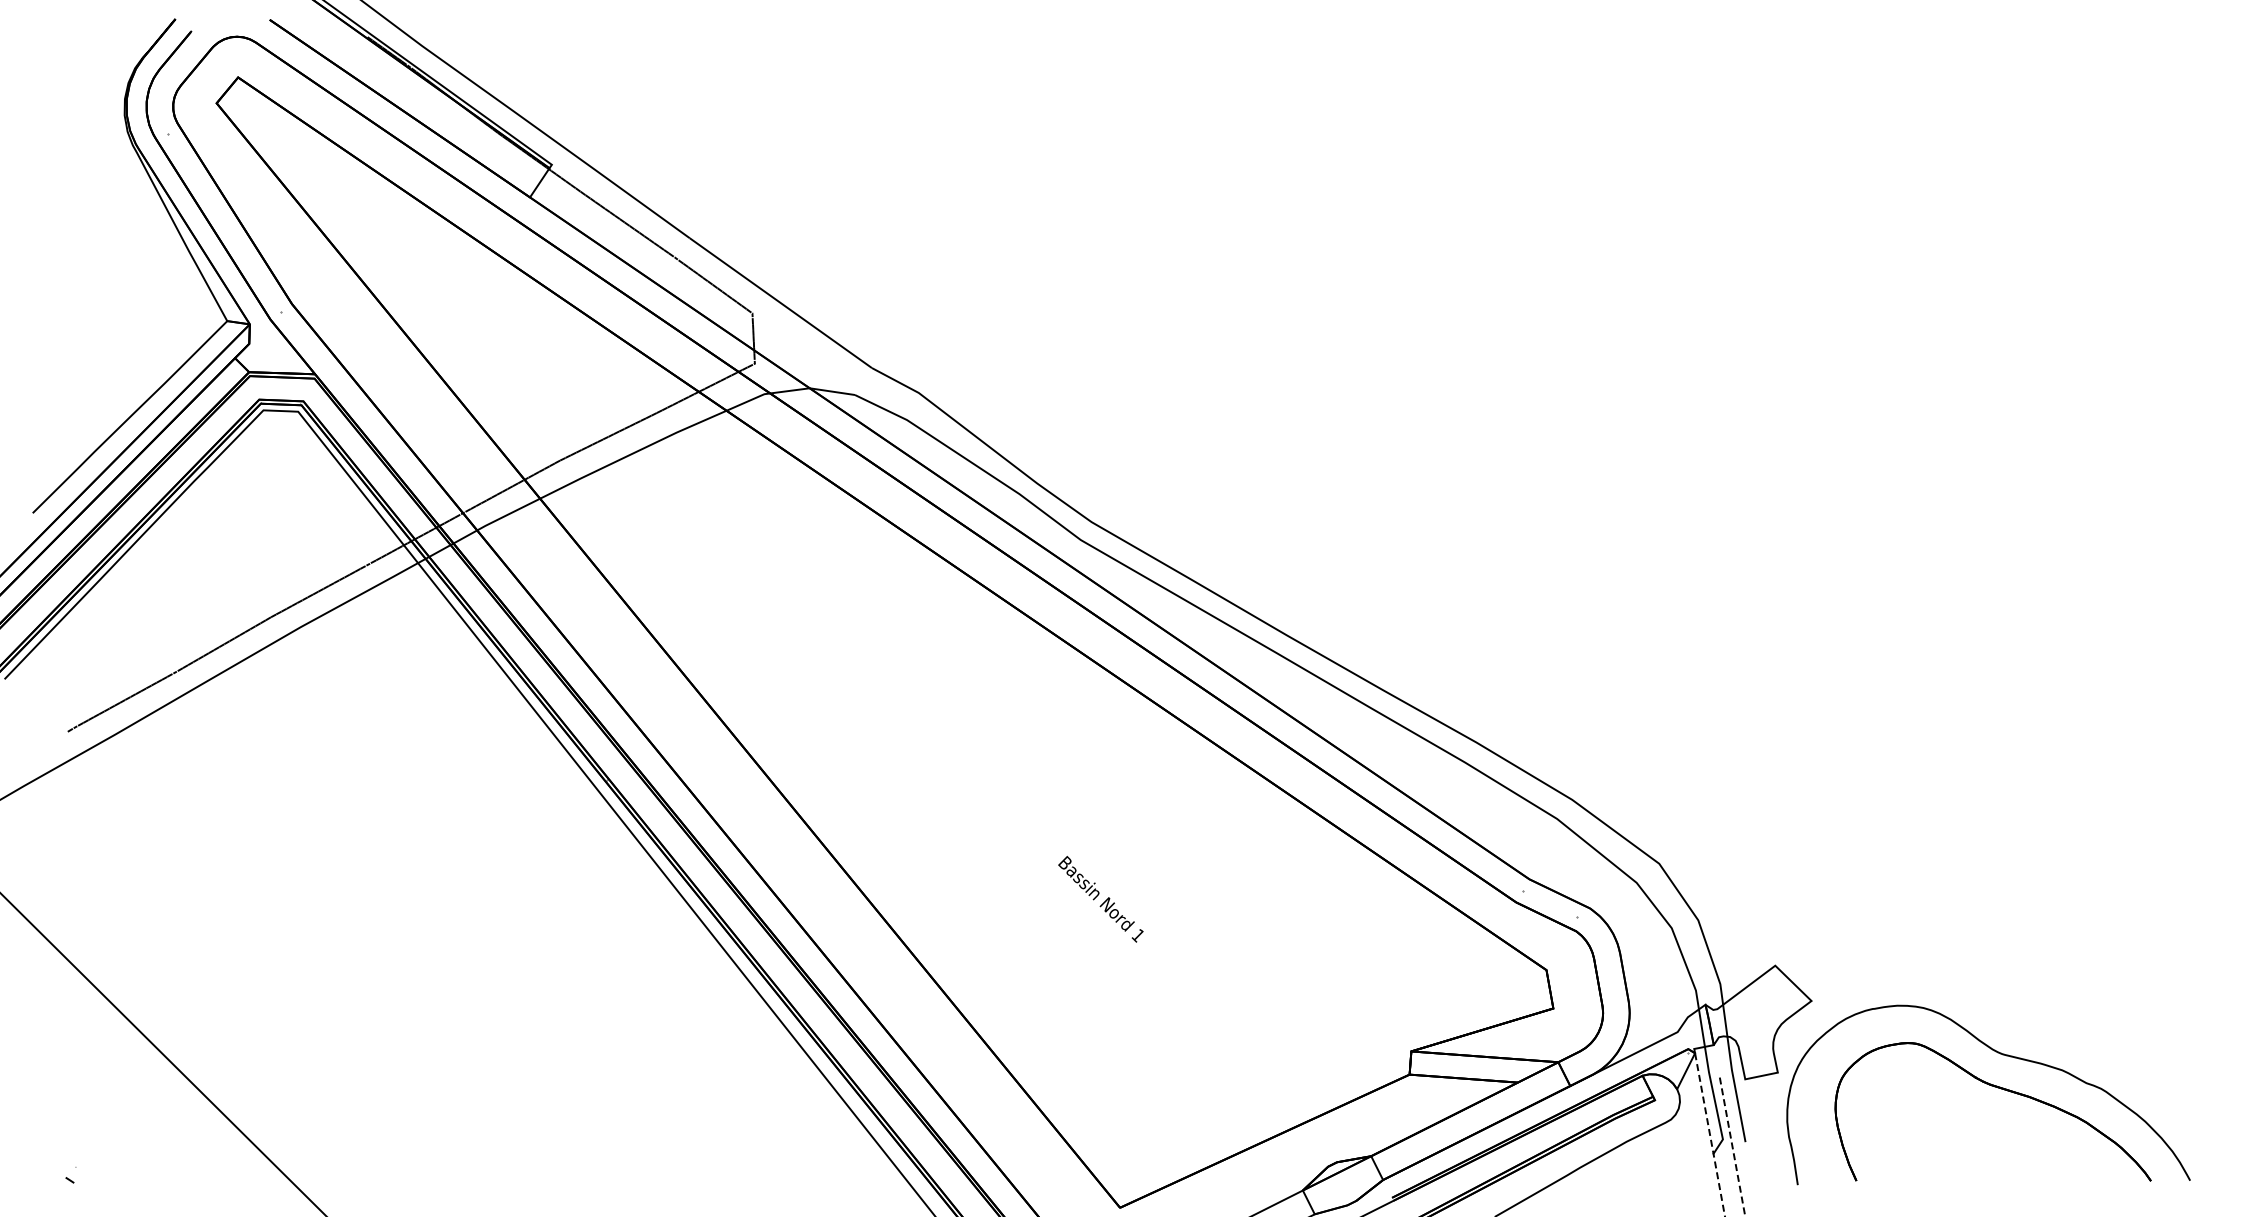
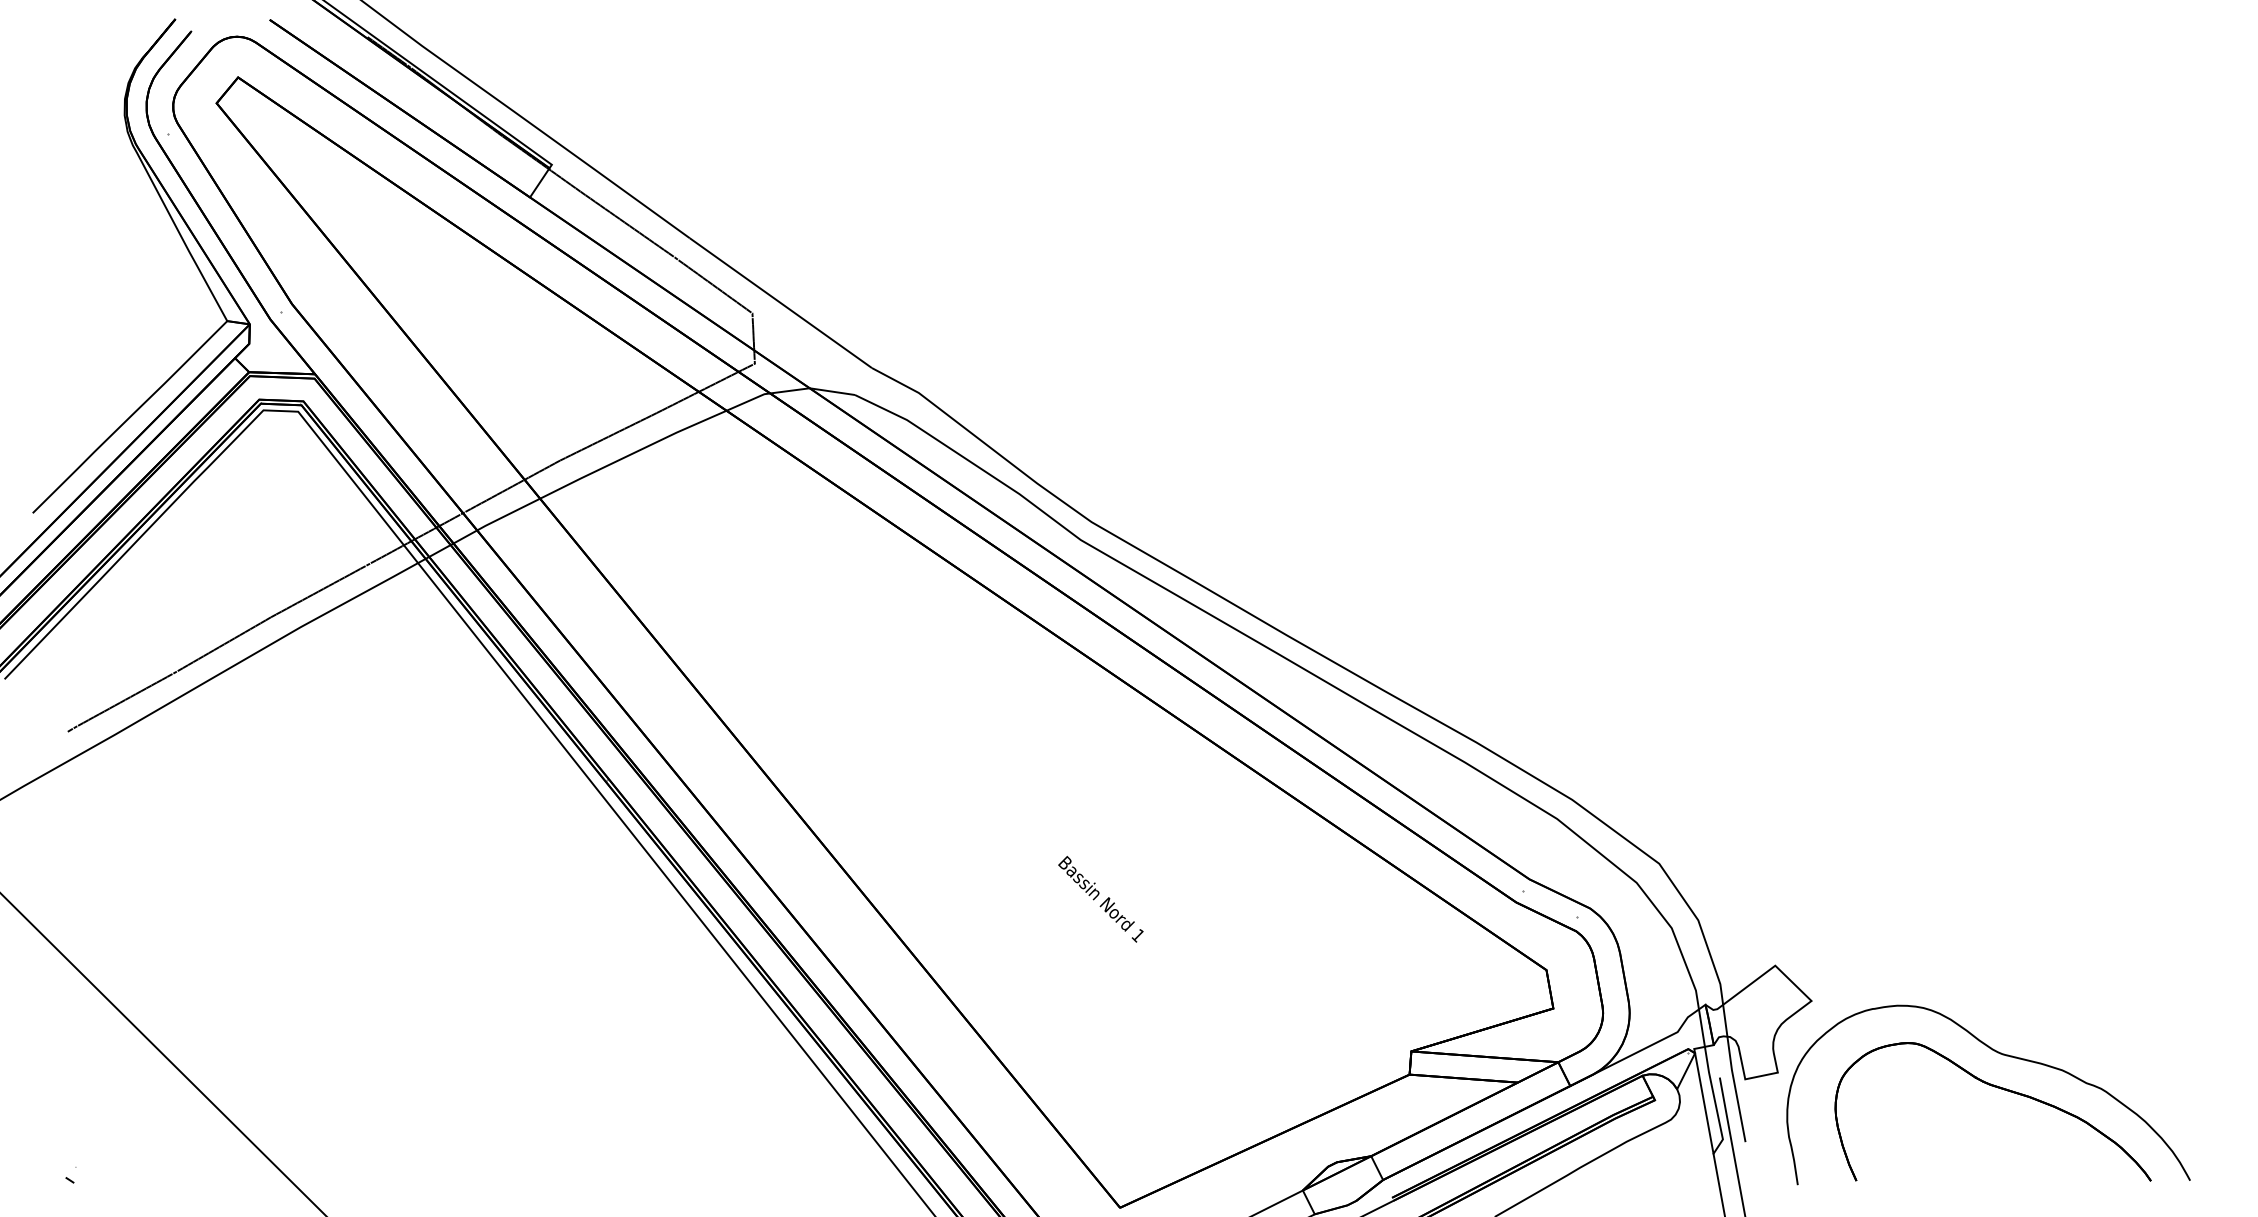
line: dashed -> solid (1710, 1134)
line: dashed -> solid (1732, 1147)
